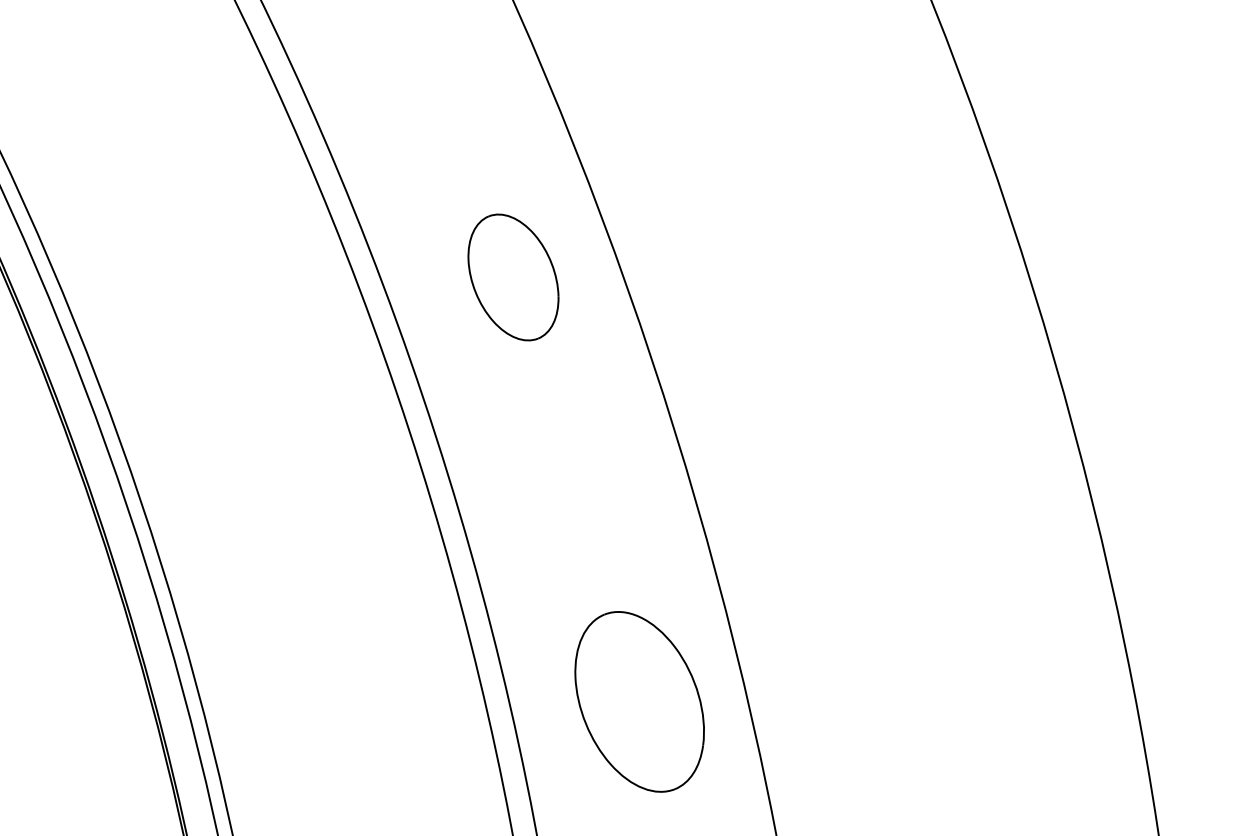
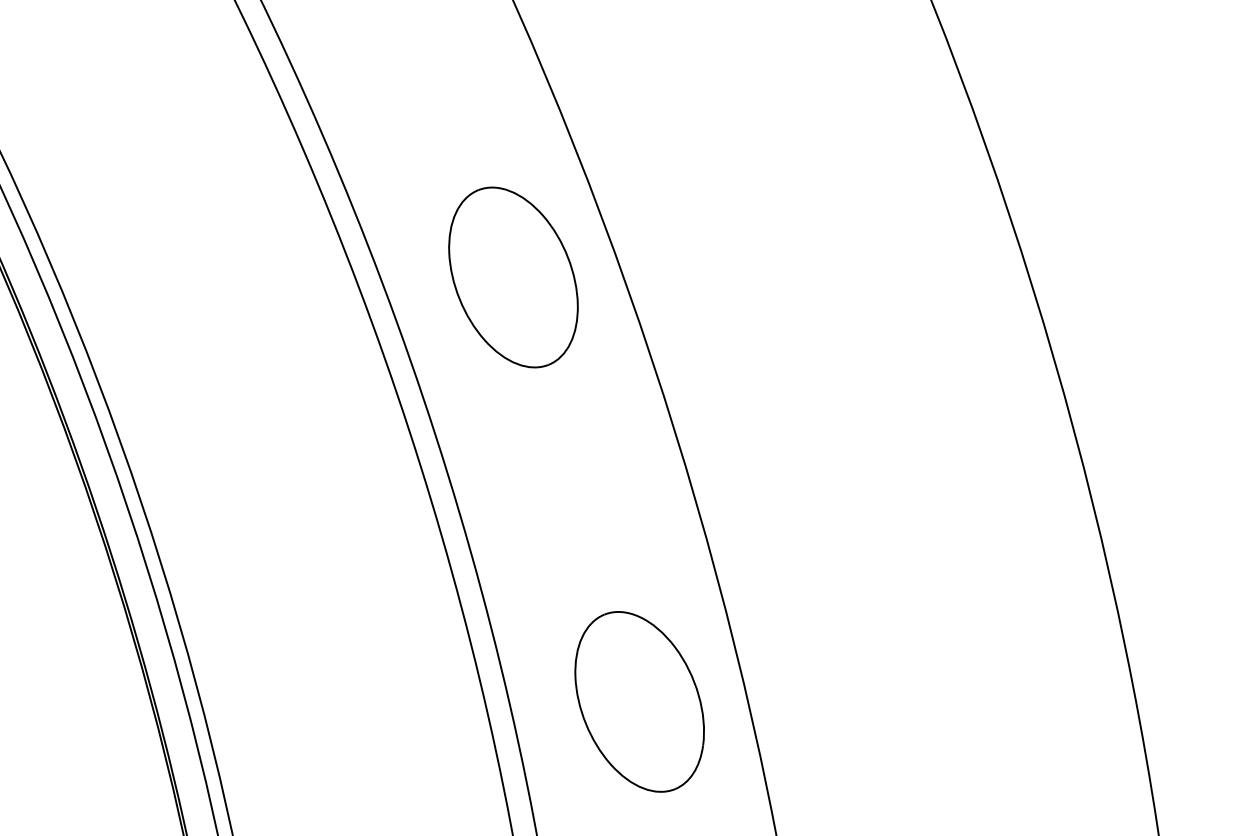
part size: 93x129 px -> 131x183 px (513, 277)
